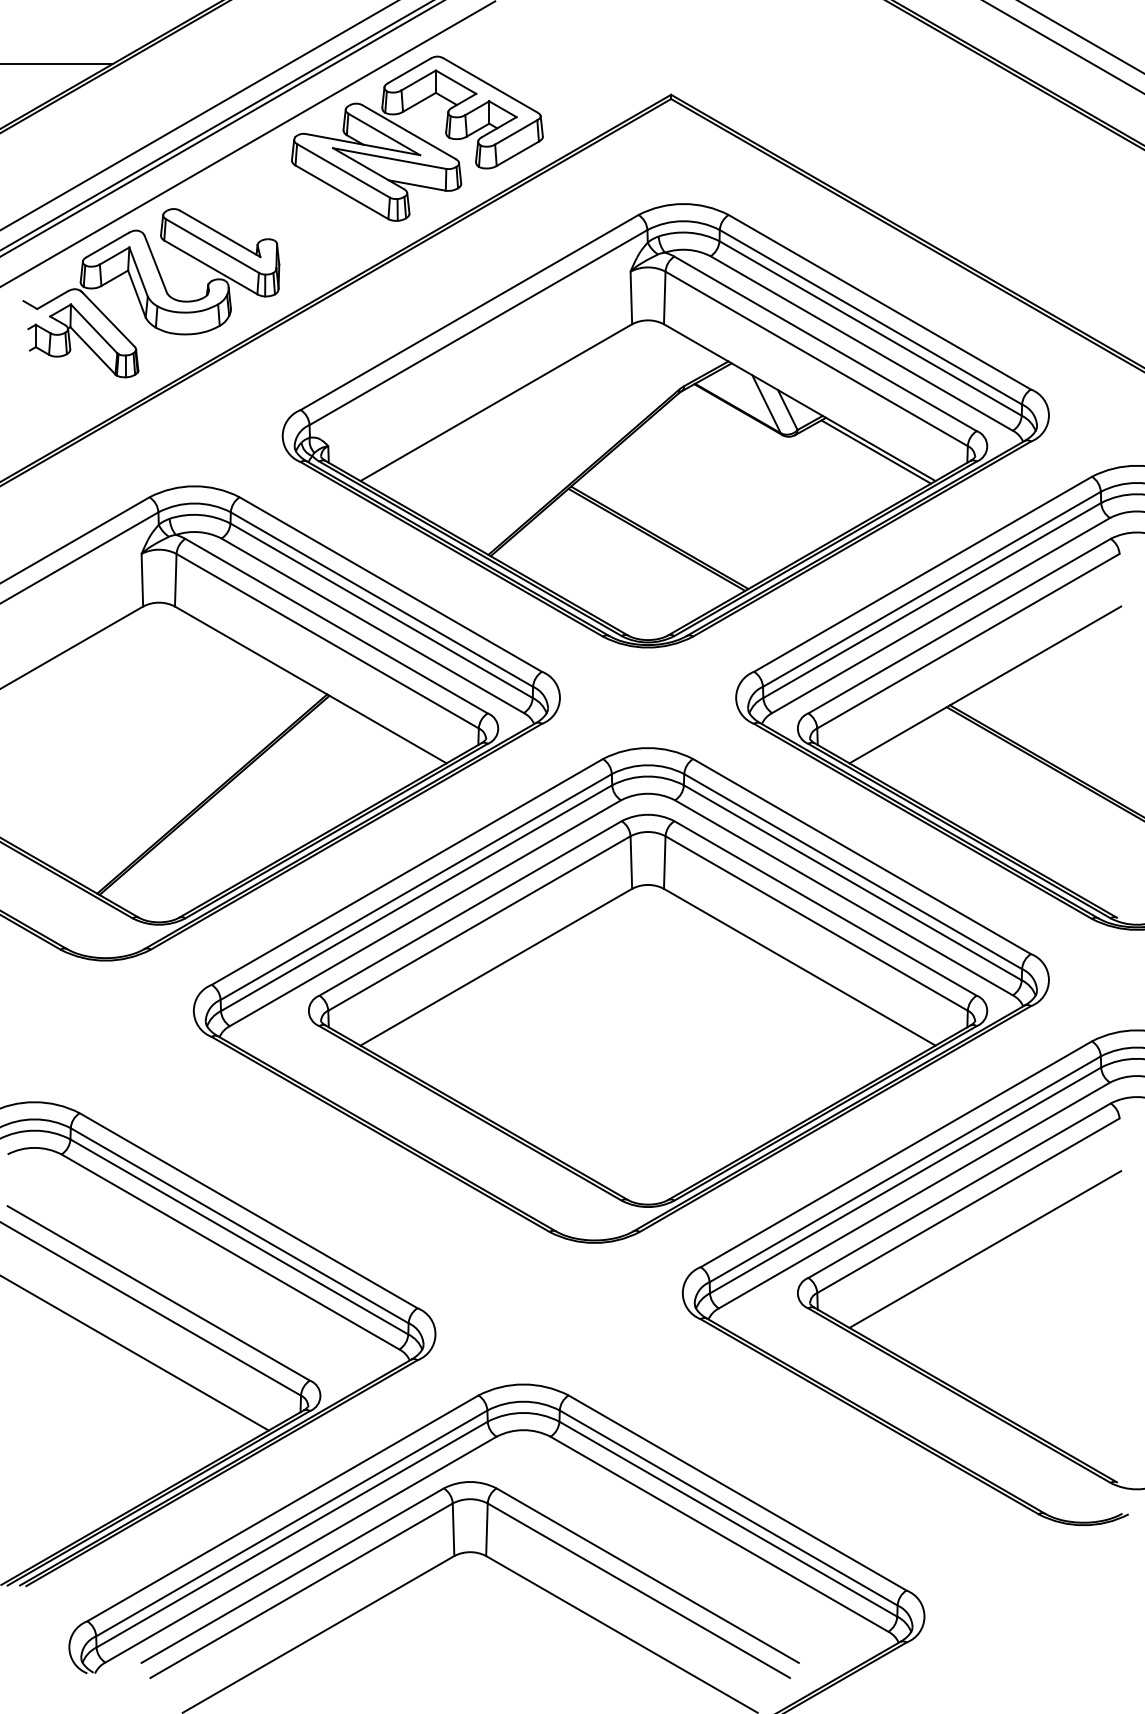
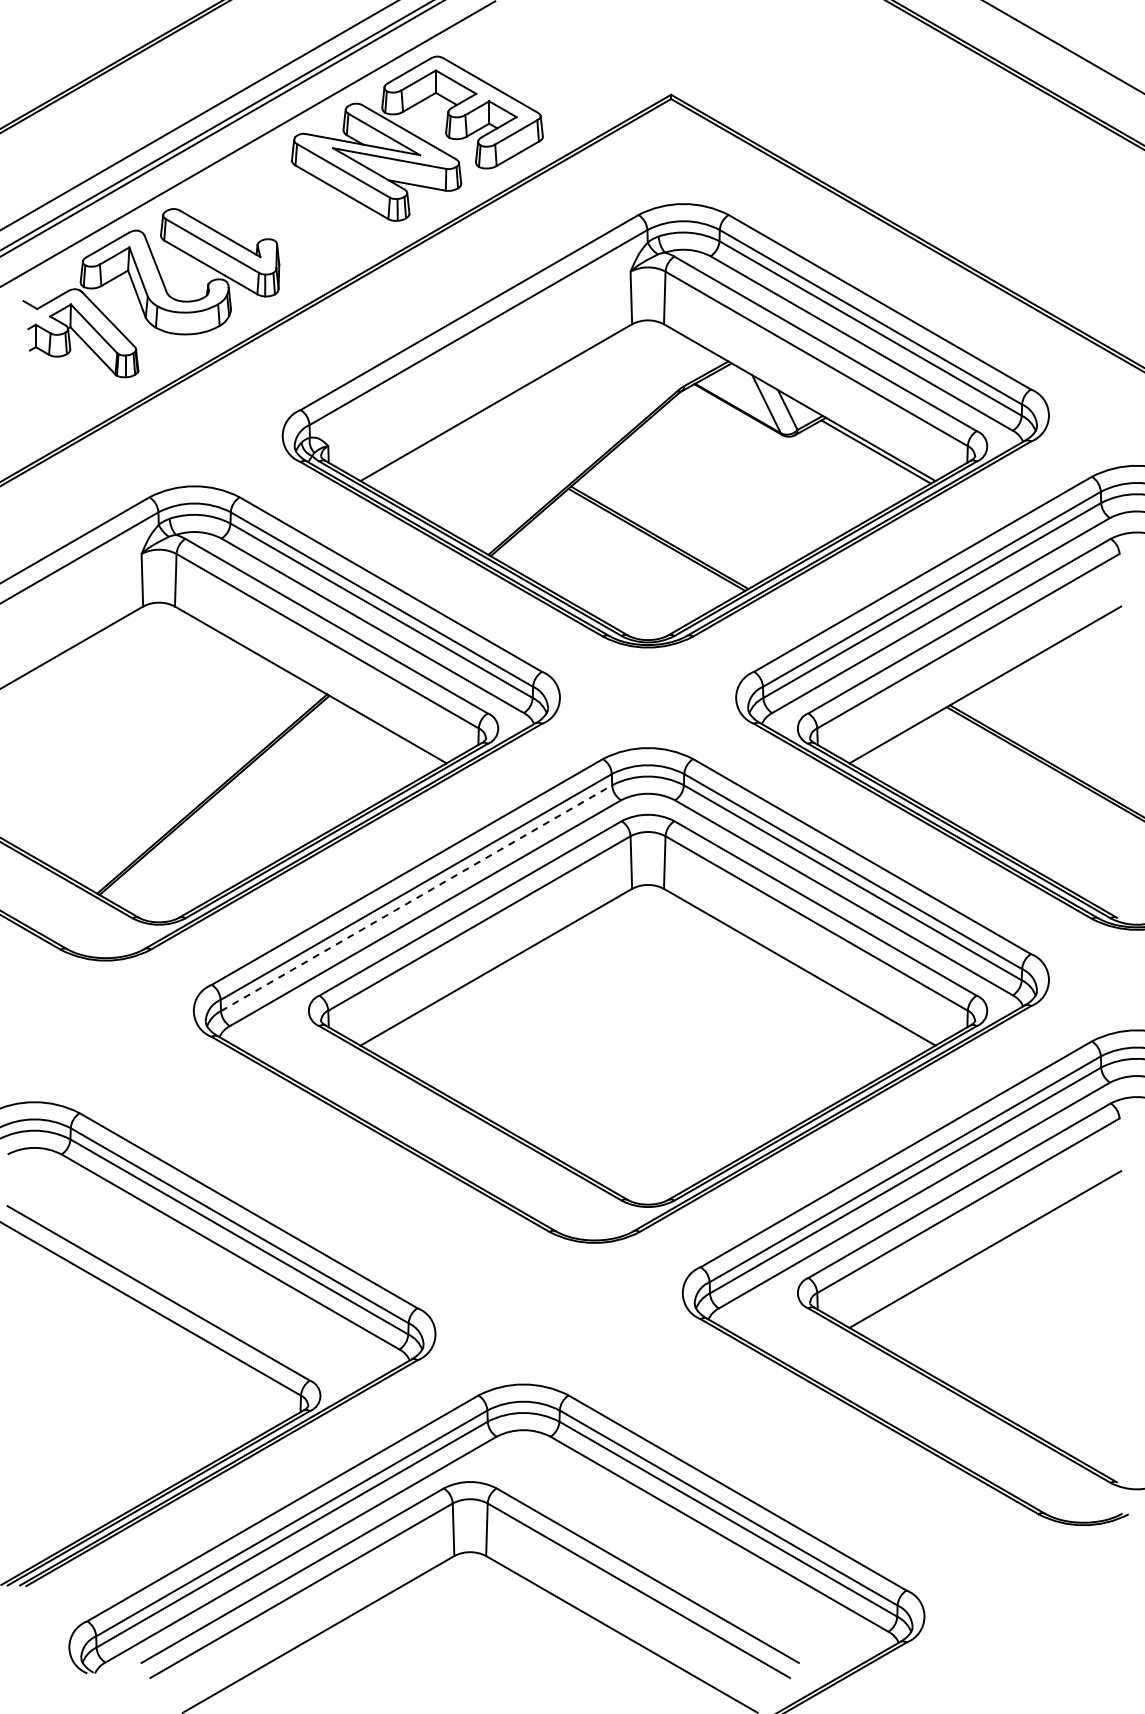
line: present -> none (1080, 36)
line: present -> none (57, 63)
line: solid -> dashed (416, 898)
line: present -> none (135, 1353)
